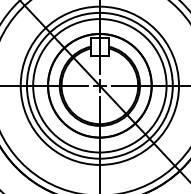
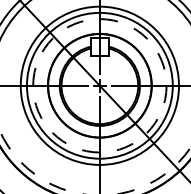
circle: solid -> dashed (99, 85)
arc: solid -> dashed (72, 192)
